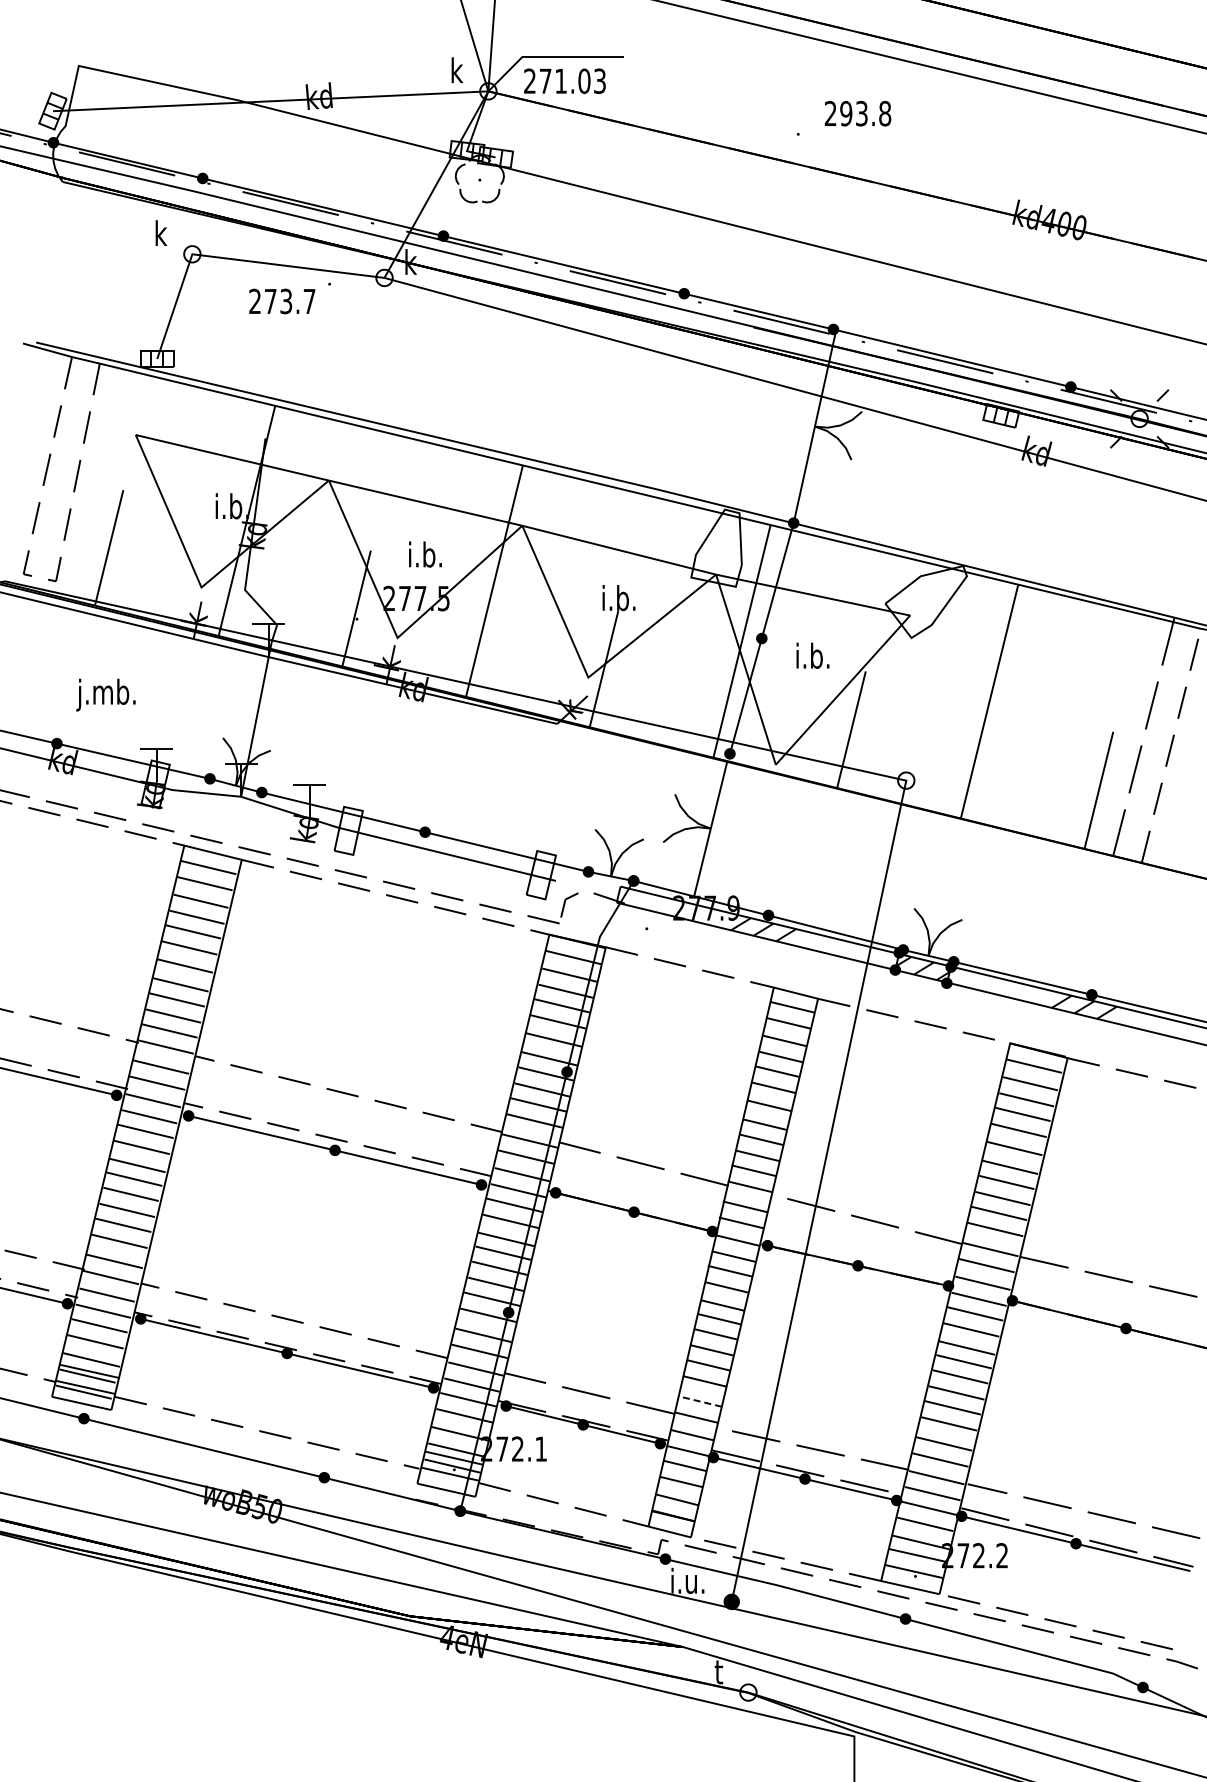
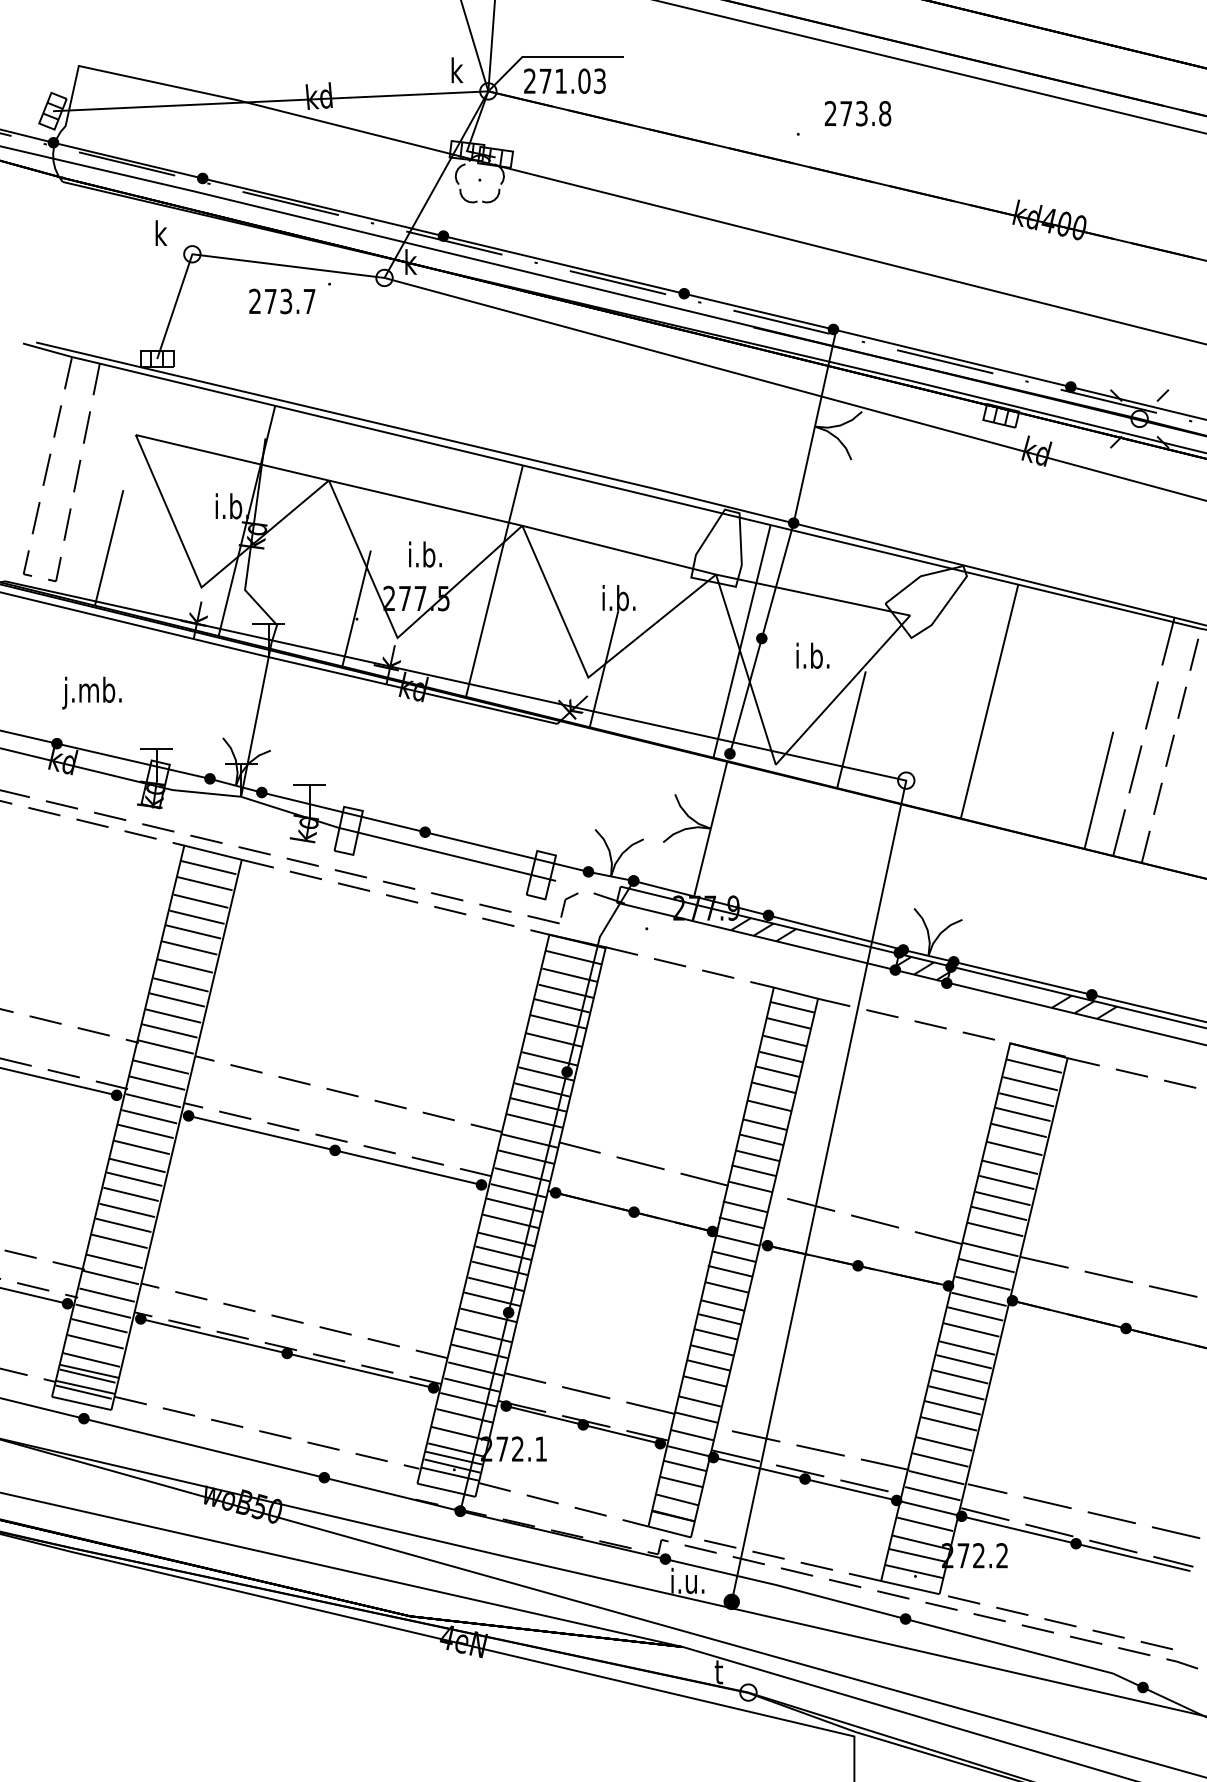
text: 293.8 -> 273.8 (846, 113)
text position: (105, 694) -> (91, 692) (91, 692)
line: dashed -> solid (699, 1401)
